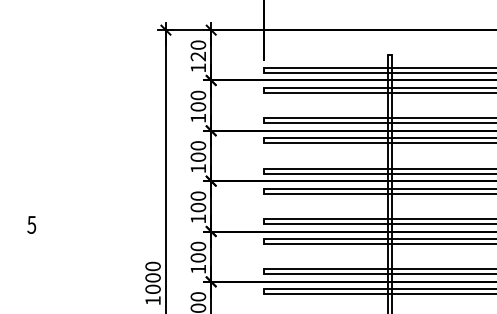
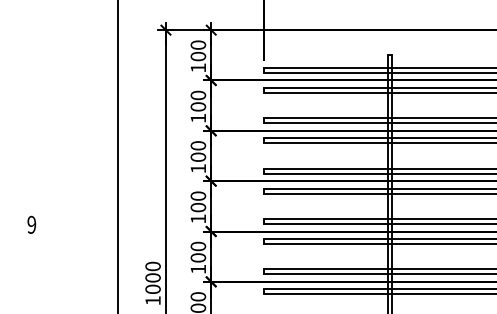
text: 120 -> 100 (198, 56)
line: none -> present (118, 156)
text: 5 -> 9 (31, 224)
